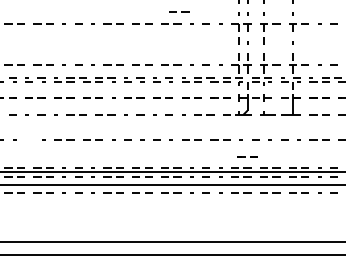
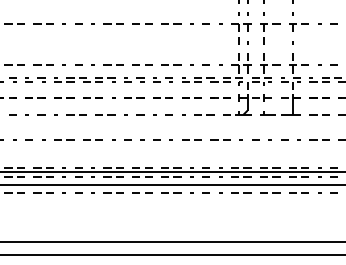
line: present -> none (181, 11)
line: none -> present (28, 139)
line: present -> none (245, 156)
